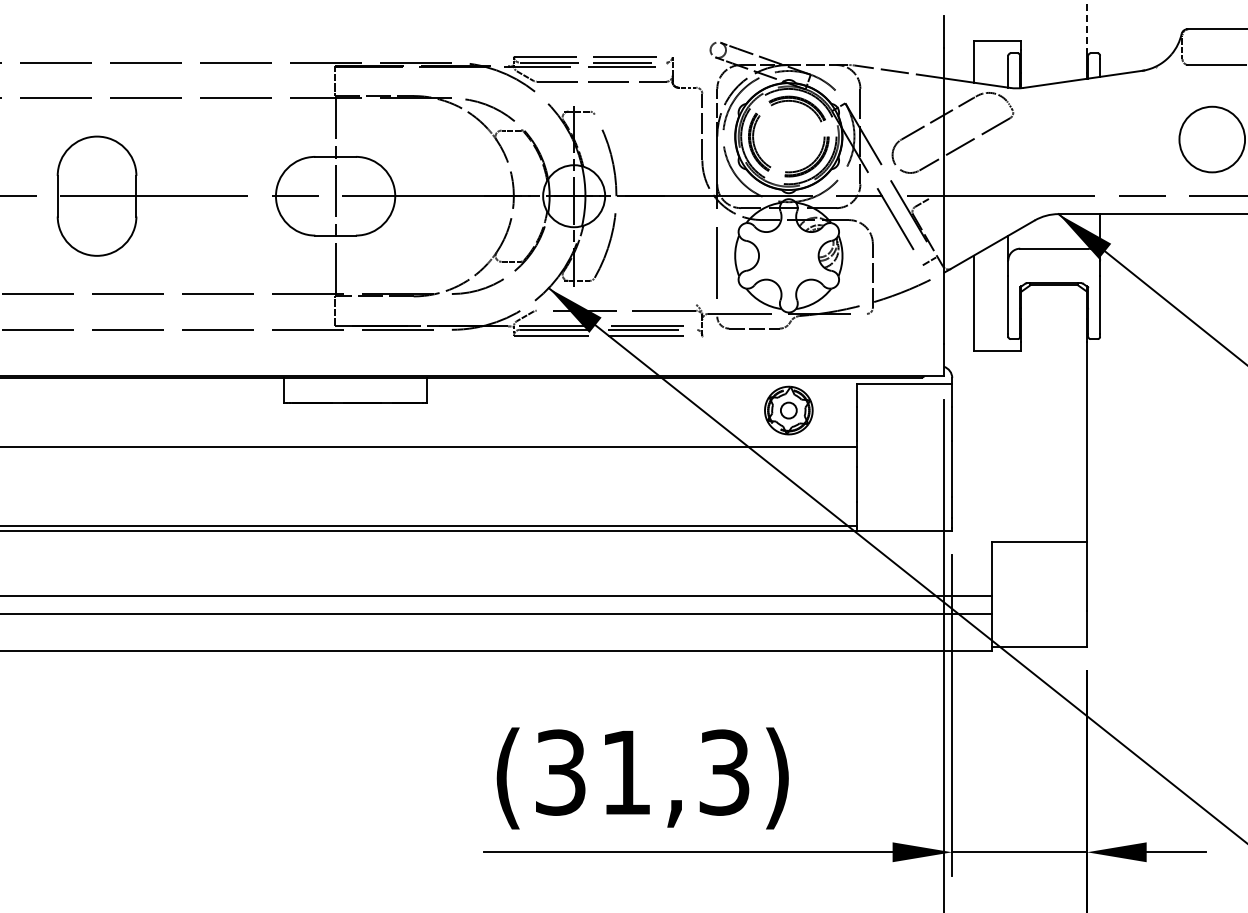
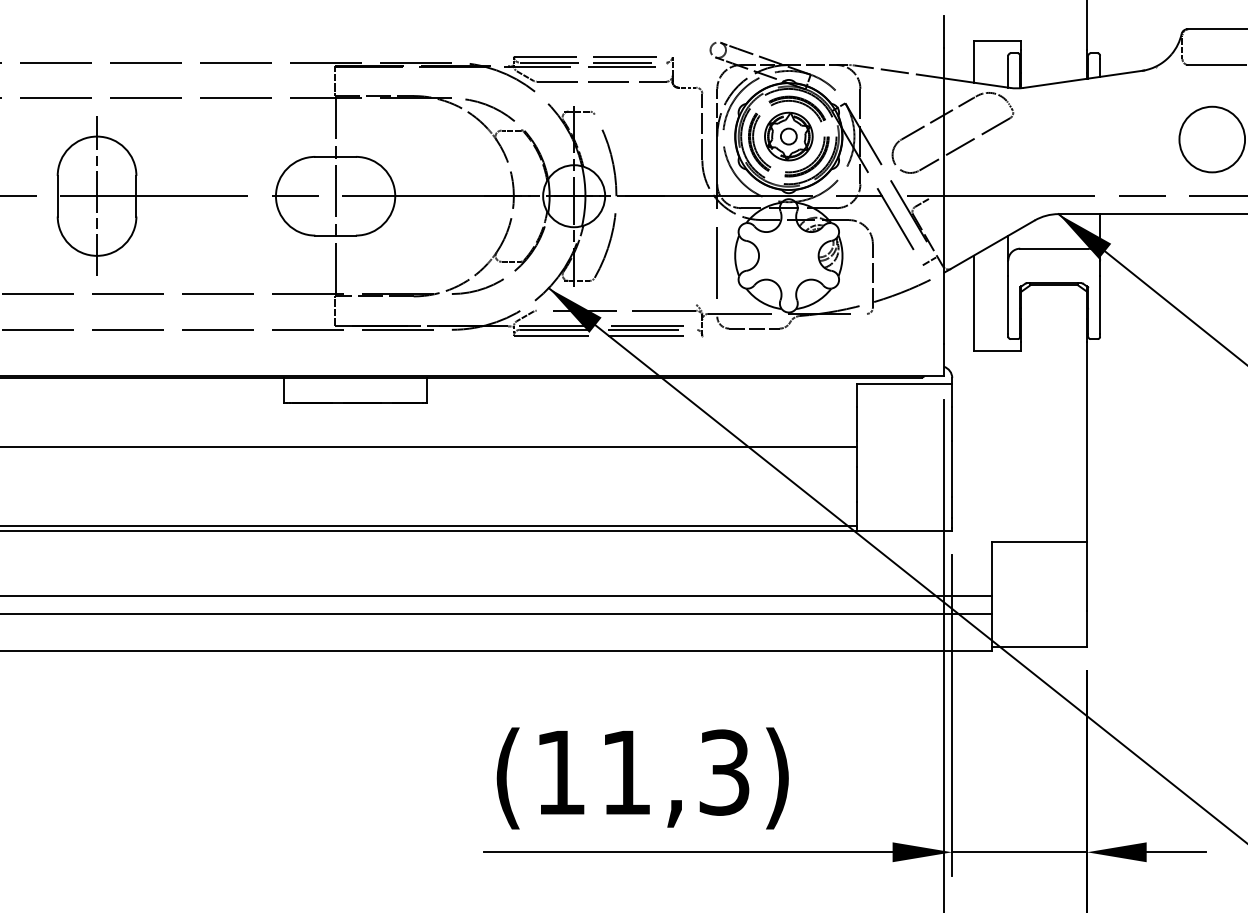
line: dashed -> solid (1087, 25)
line: none -> present (97, 196)
part position: (788, 410) -> (788, 136) (788, 136)
text: (31,3) -> (11,3) (560, 772)
